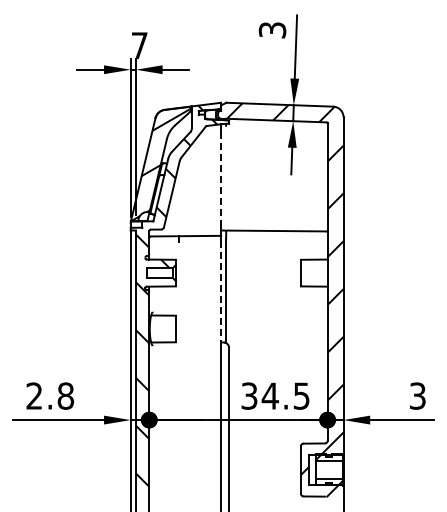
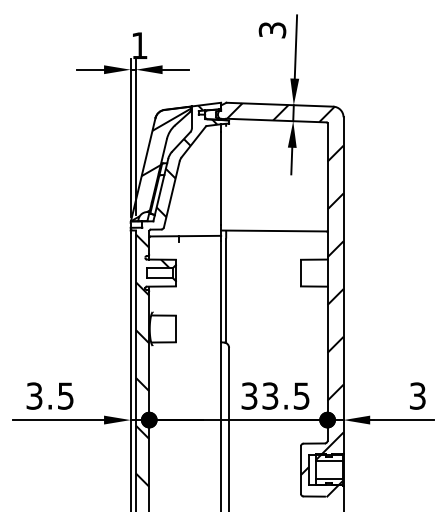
text: 7 -> 1 (139, 45)
line: dashed -> solid (221, 179)
line: dashed -> solid (221, 291)
text: 2.8 -> 3.5 (49, 395)
text: 34.5 -> 33.5 (269, 395)
